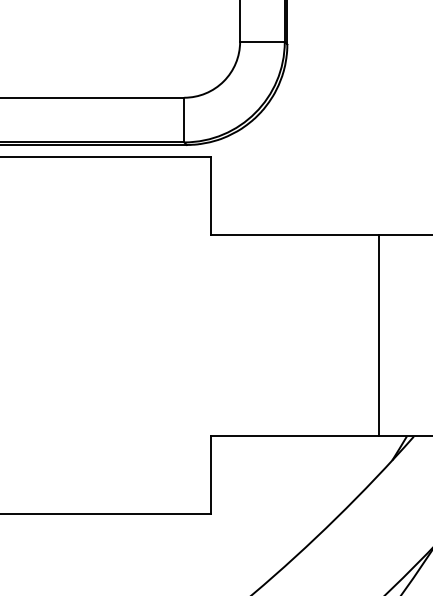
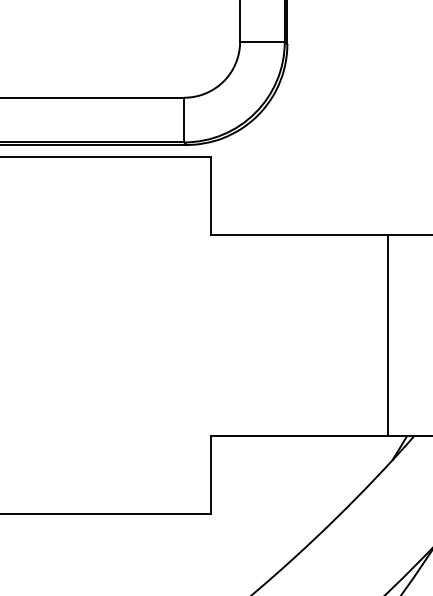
line position: (378, 335) -> (387, 335) (387, 335)
